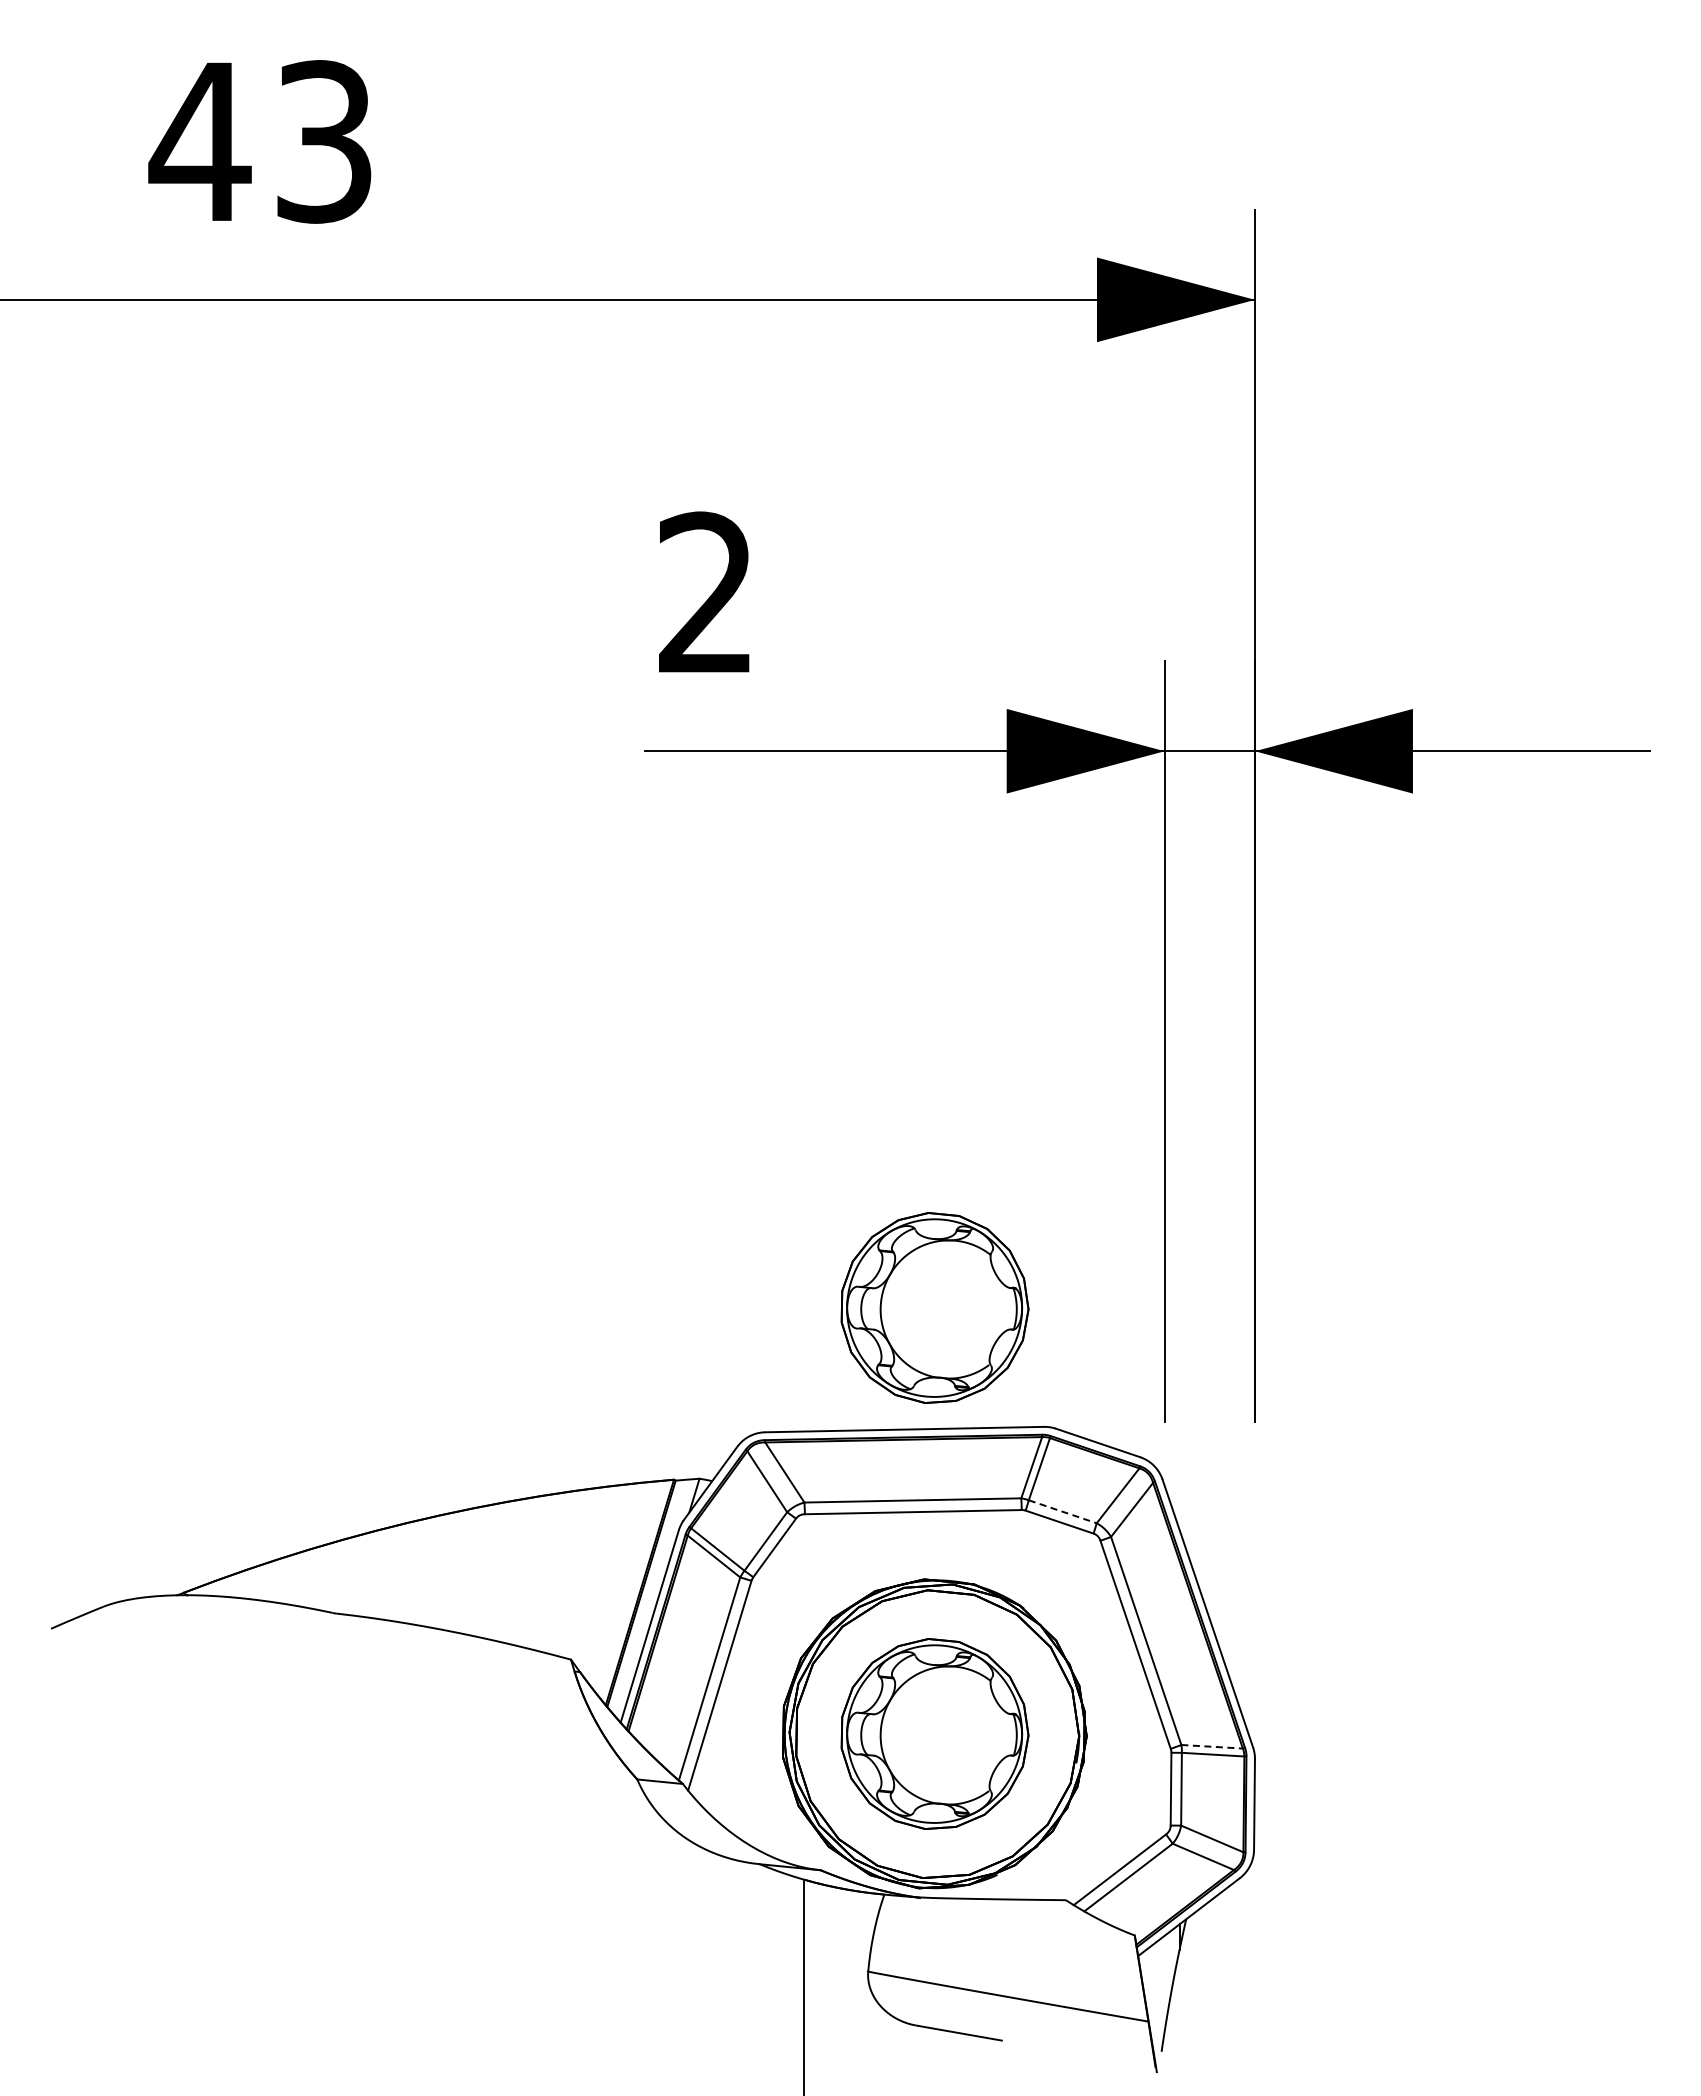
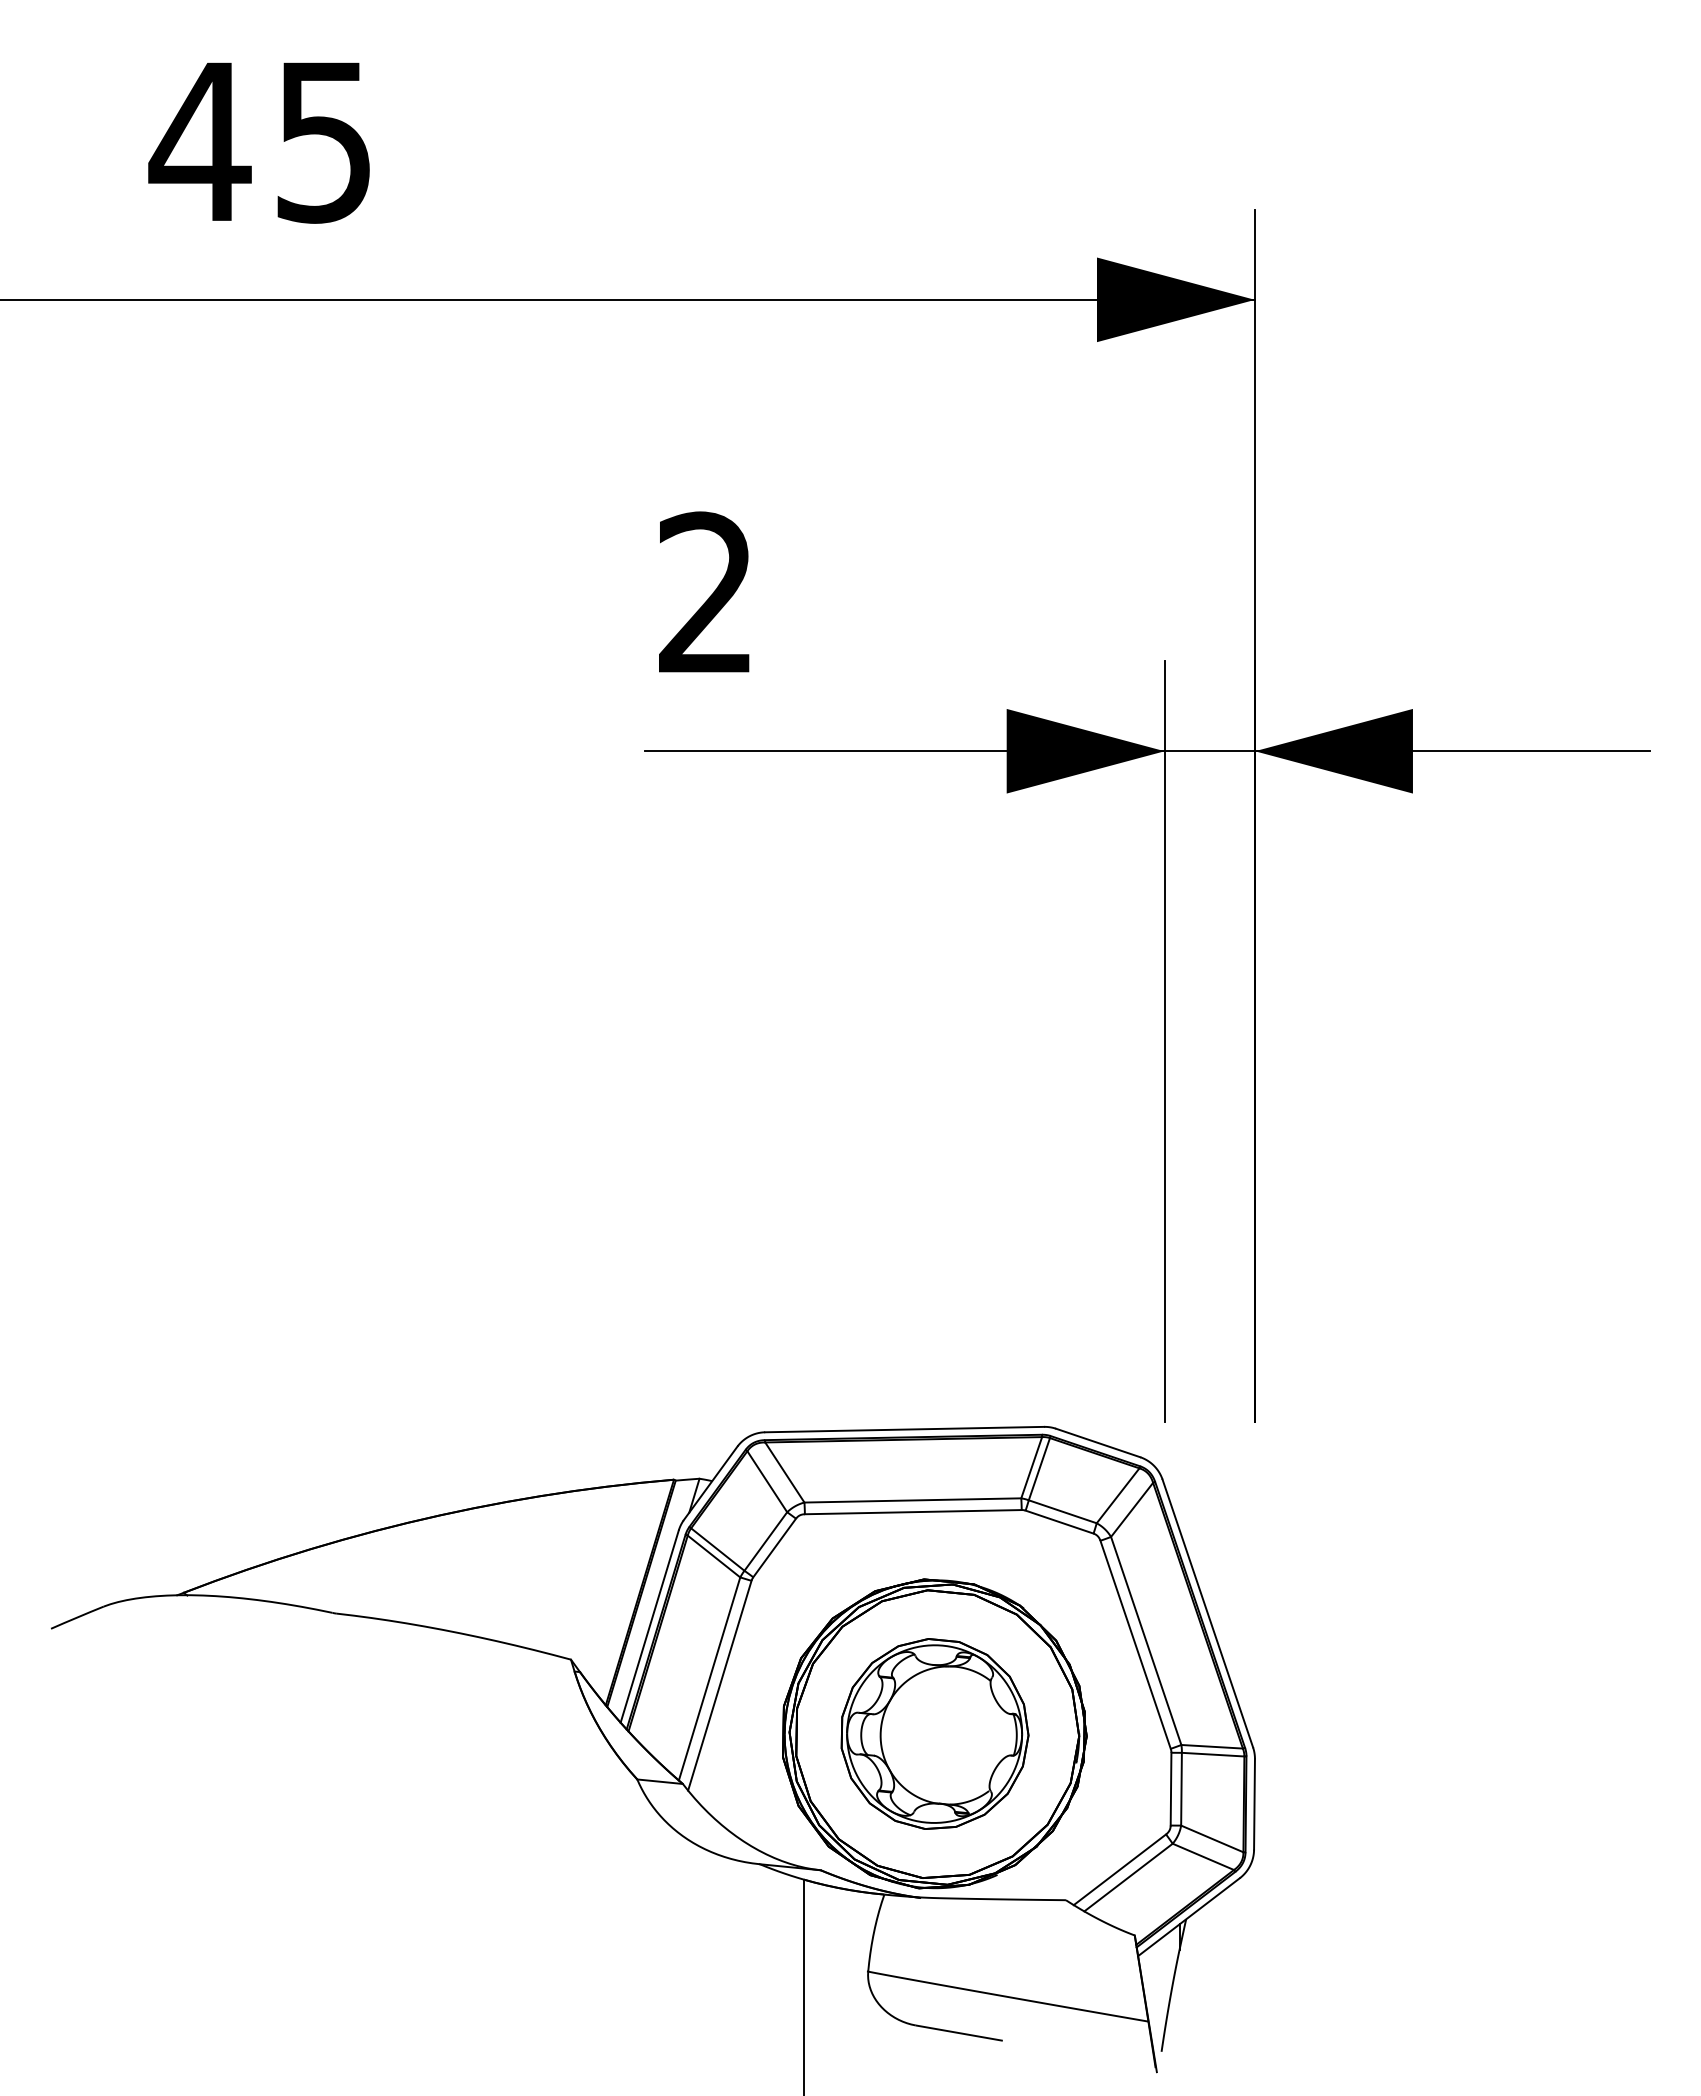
text: 43 -> 45 (324, 141)
part: present -> none (934, 1307)
line: dashed -> solid (1062, 1511)
line: dashed -> solid (1212, 1746)
